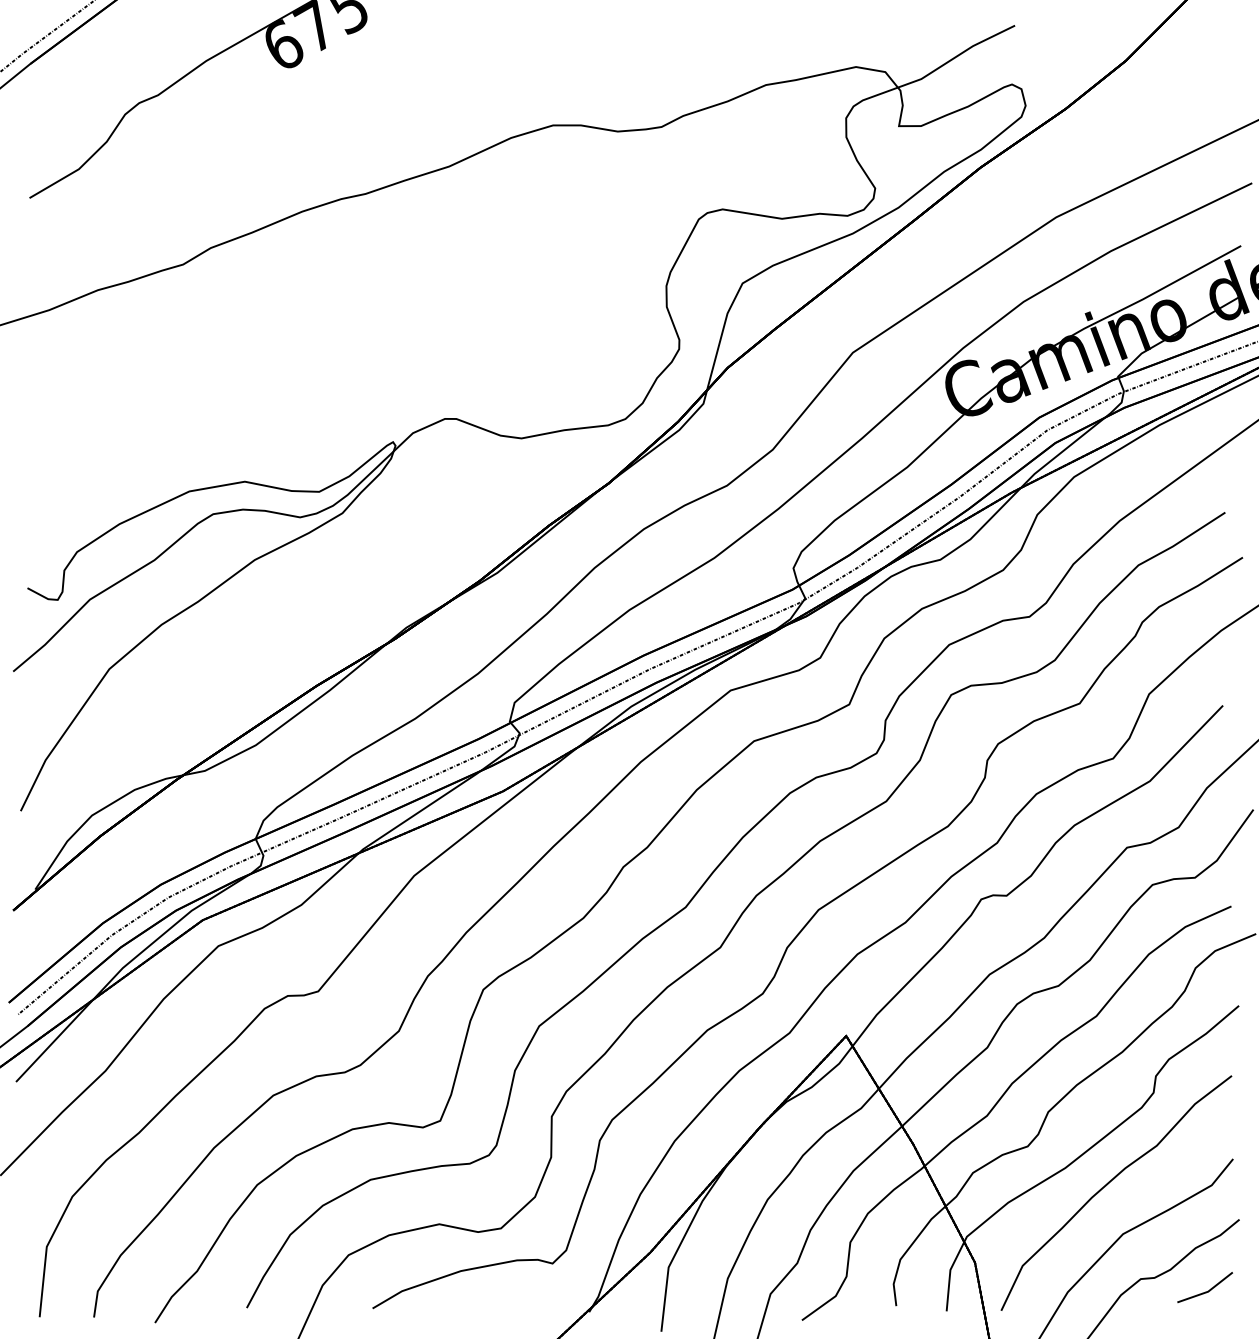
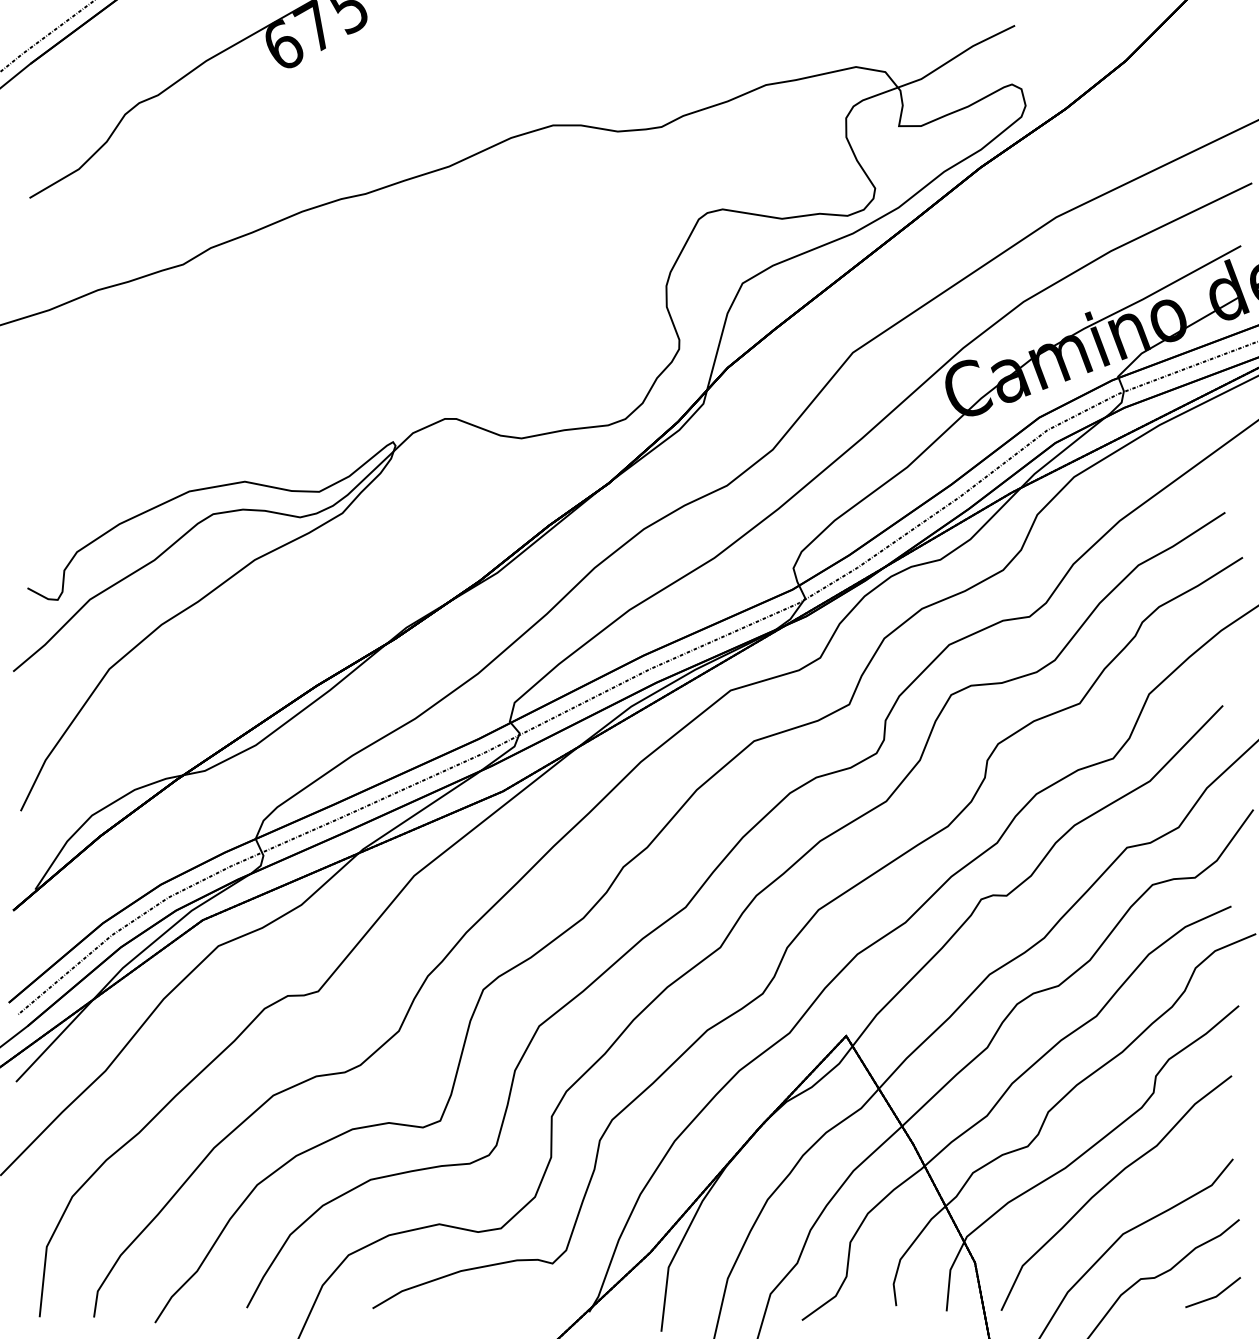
part position: (1204, 1287) -> (1212, 1292) (1212, 1292)
